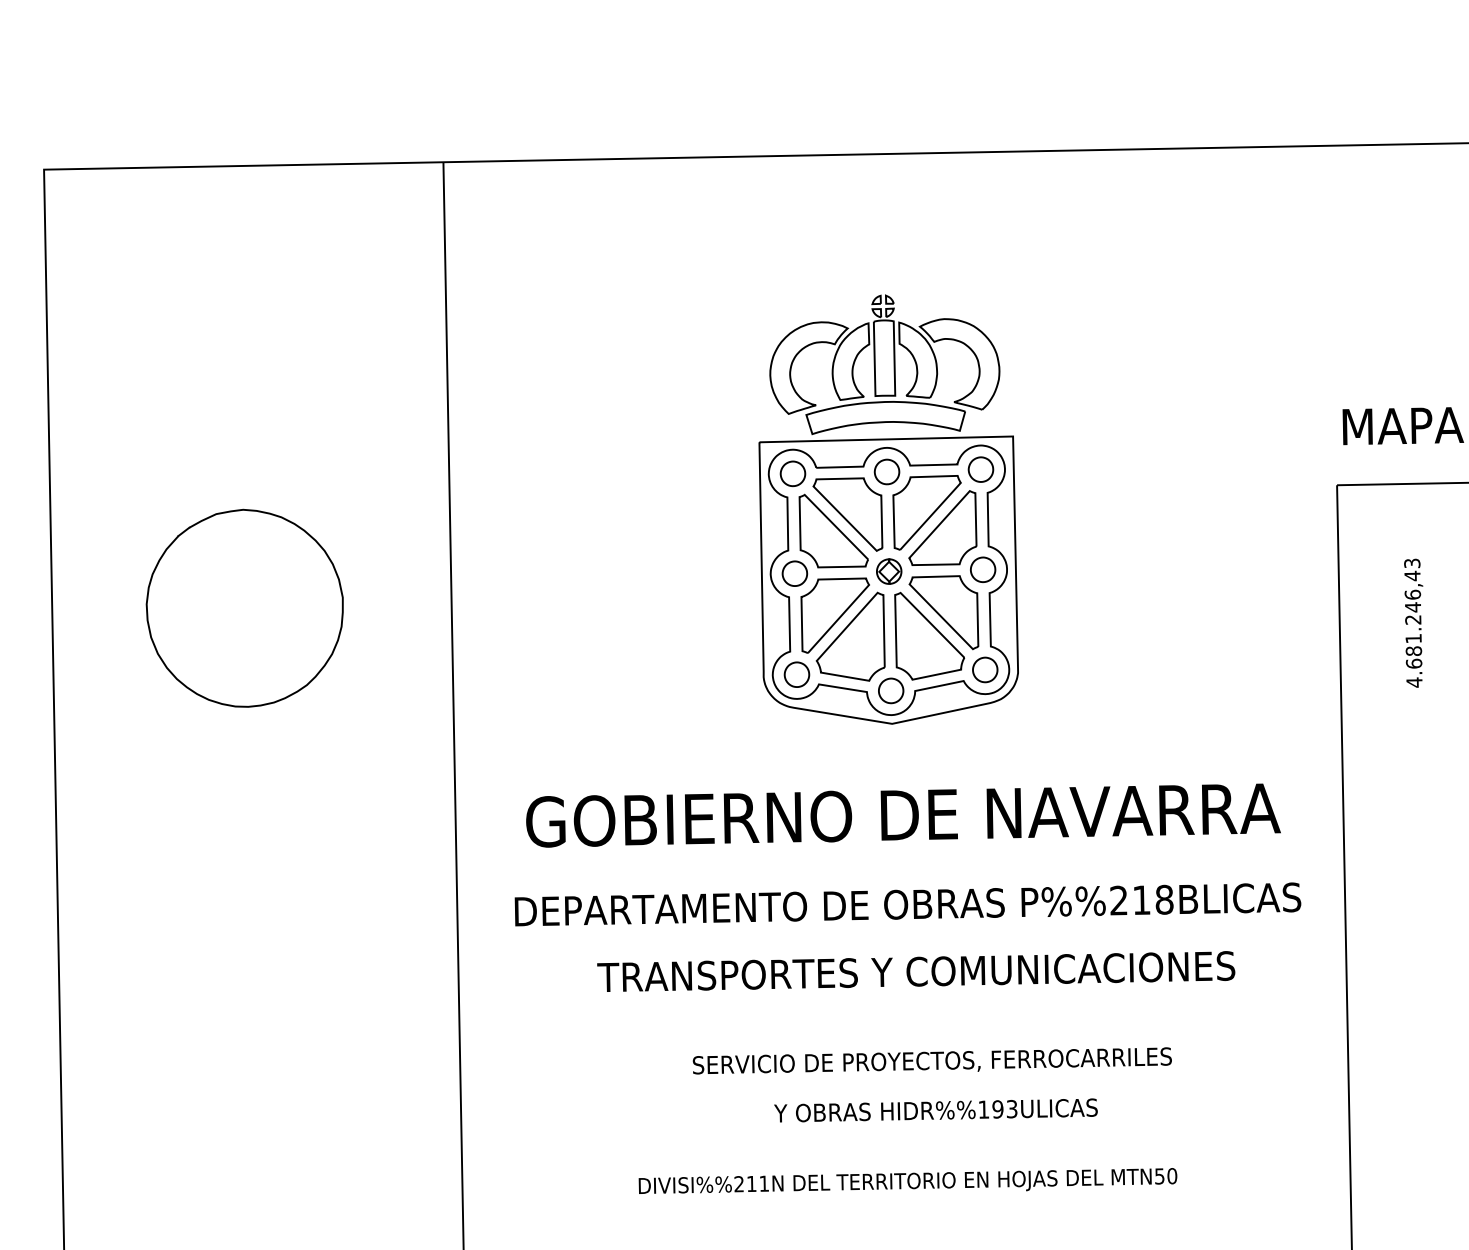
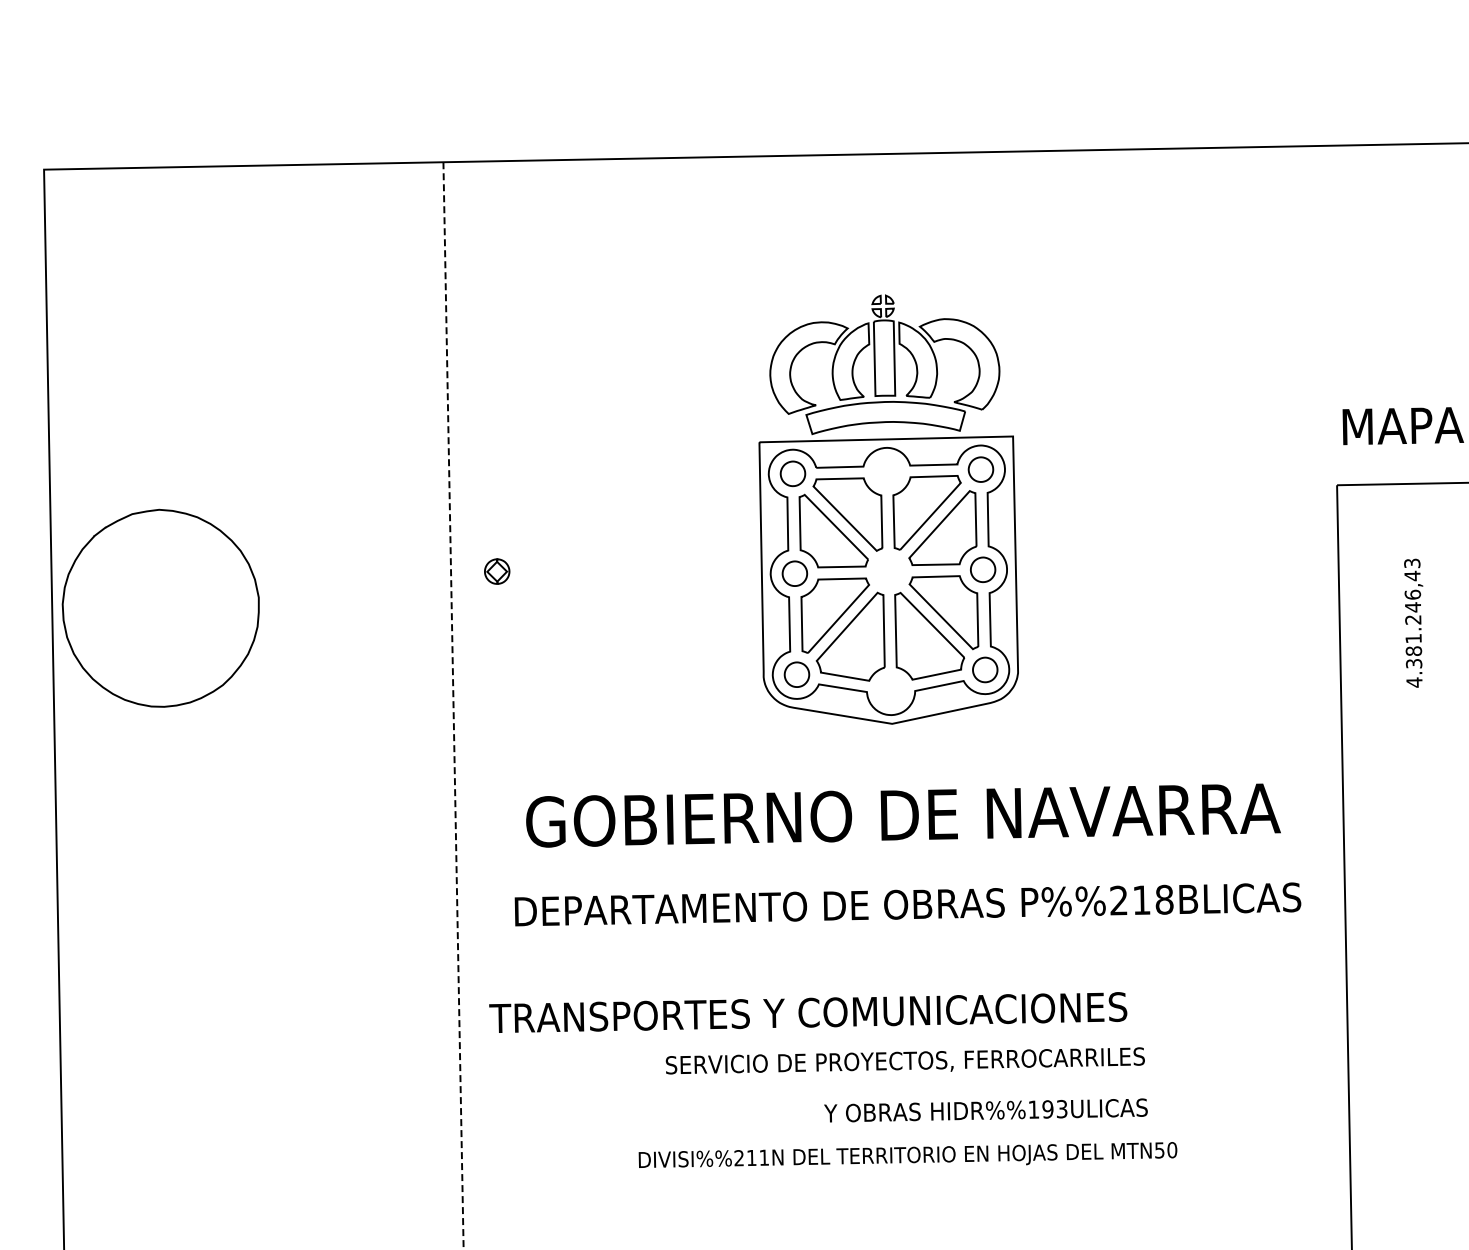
part: present -> none (886, 471)
part position: (889, 571) -> (497, 571) (497, 571)
part position: (244, 607) -> (160, 607) (160, 607)
text: 4.681.246,43 -> 4.381.246,43 (1413, 663)
part: present -> none (891, 690)
line: solid -> dashed (453, 706)
text position: (916, 971) -> (808, 1012) (808, 1012)
text position: (931, 1060) -> (904, 1060) (904, 1060)
text position: (935, 1110) -> (985, 1110) (985, 1110)
text position: (907, 1180) -> (907, 1154) (907, 1154)
